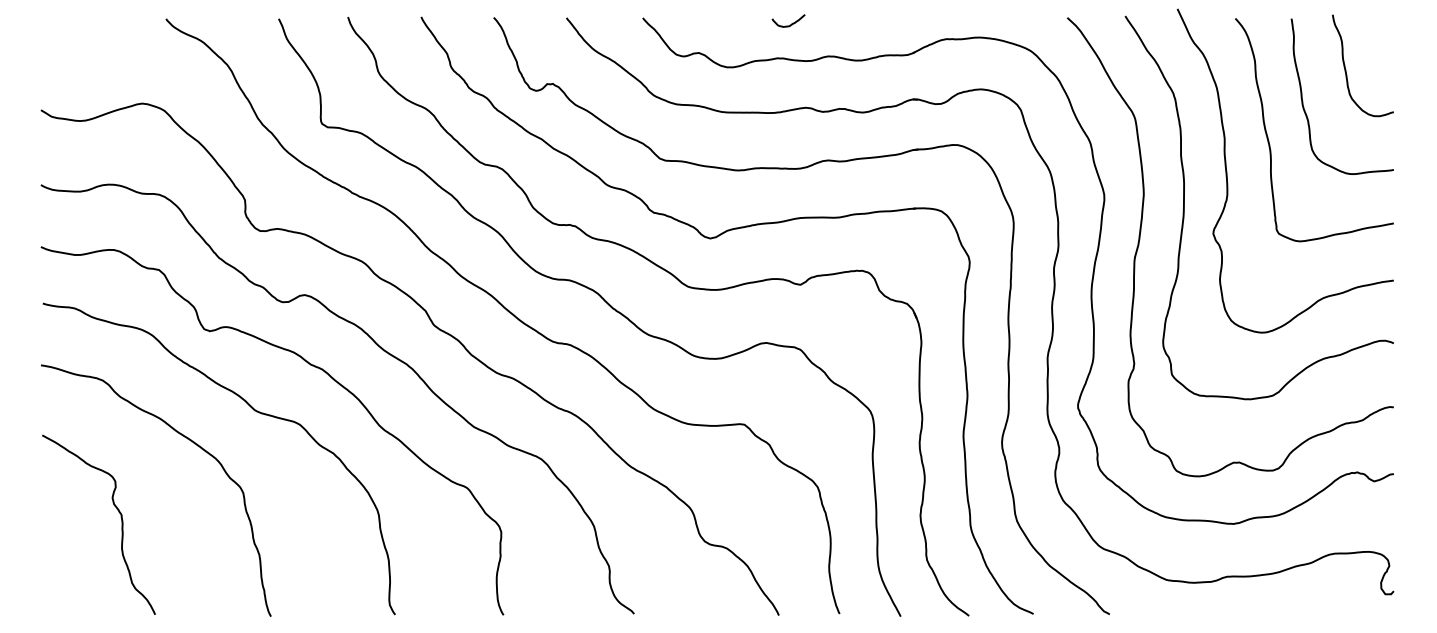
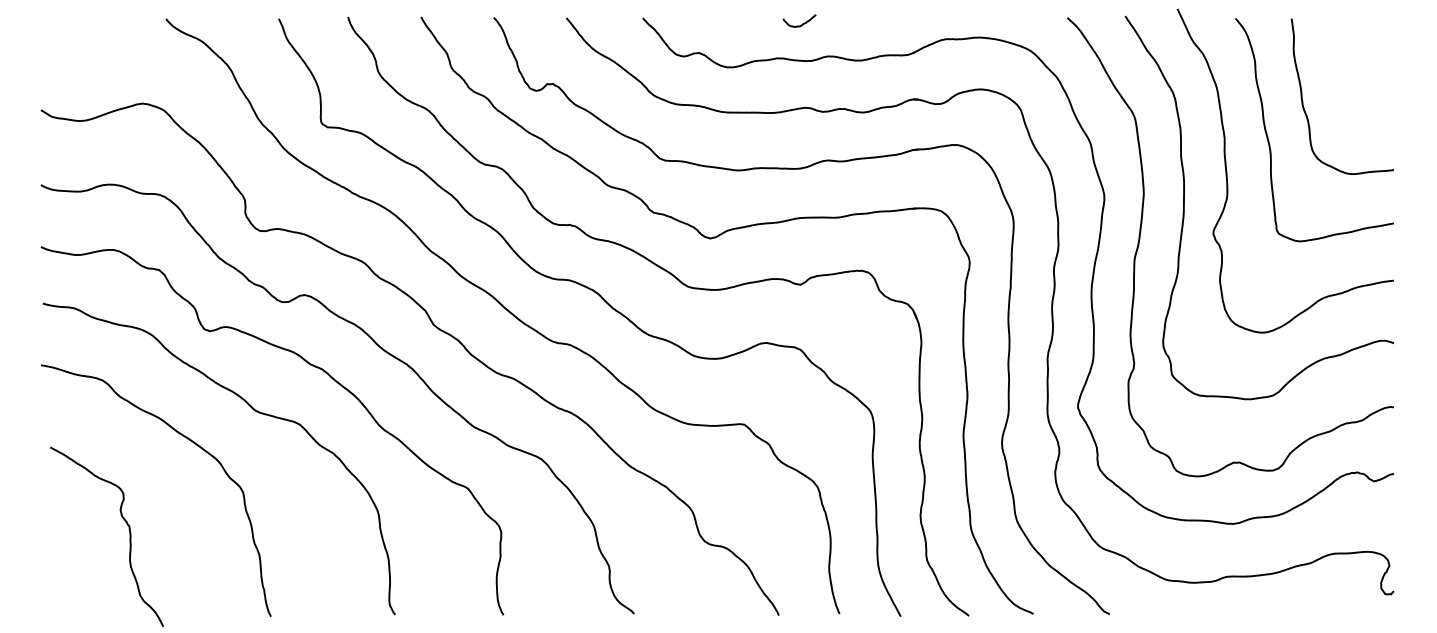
curve position: (791, 23) -> (802, 23) (802, 23)
curve: present -> none (1346, 69)
curve position: (121, 524) -> (129, 536) (129, 536)
